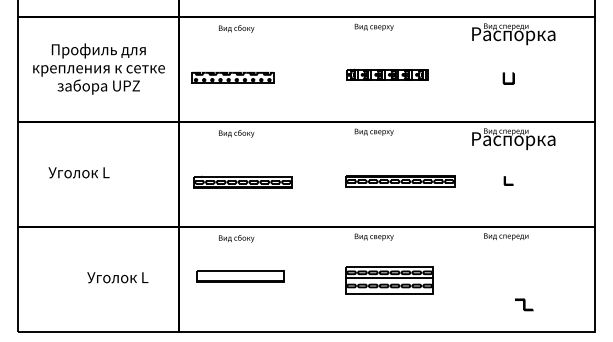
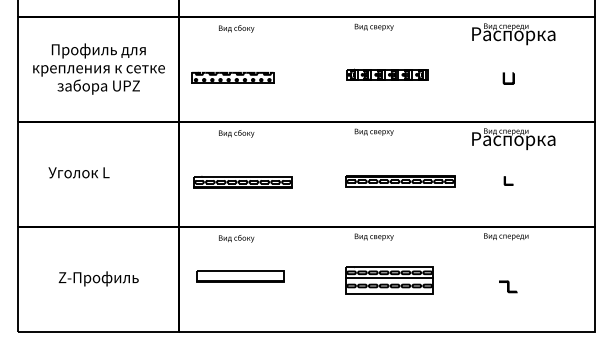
text: ^IУголок L -> Z-Профиль (103, 278)
part position: (524, 304) -> (508, 286) (508, 286)
